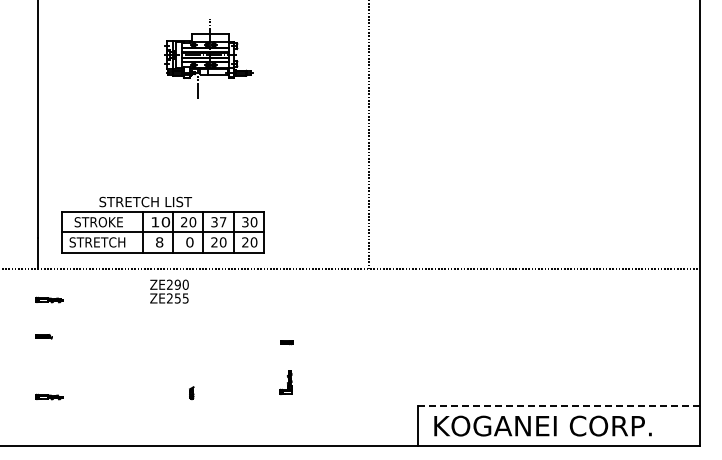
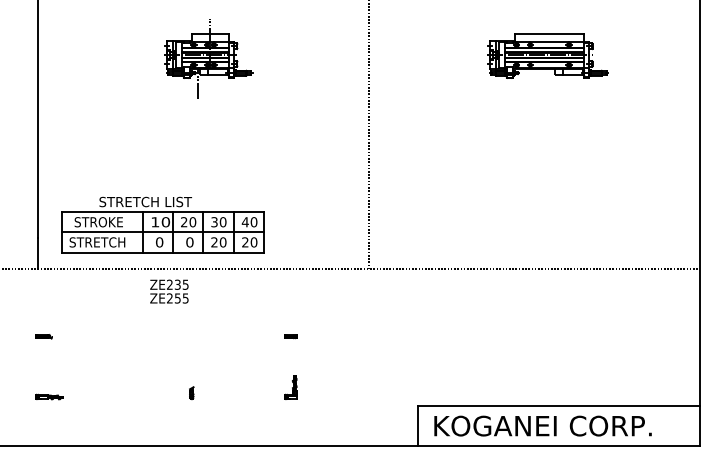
part: none -> present (547, 55)
text: 37 -> 30 (222, 222)
text: 30 -> 40 (244, 222)
text: 8 -> 0 (159, 242)
text: ZE290 -> ZE235 (181, 284)
part: present -> none (49, 299)
part position: (286, 342) -> (290, 336) (290, 336)
part position: (285, 382) -> (290, 387) (290, 387)
line: dashed -> solid (559, 405)
